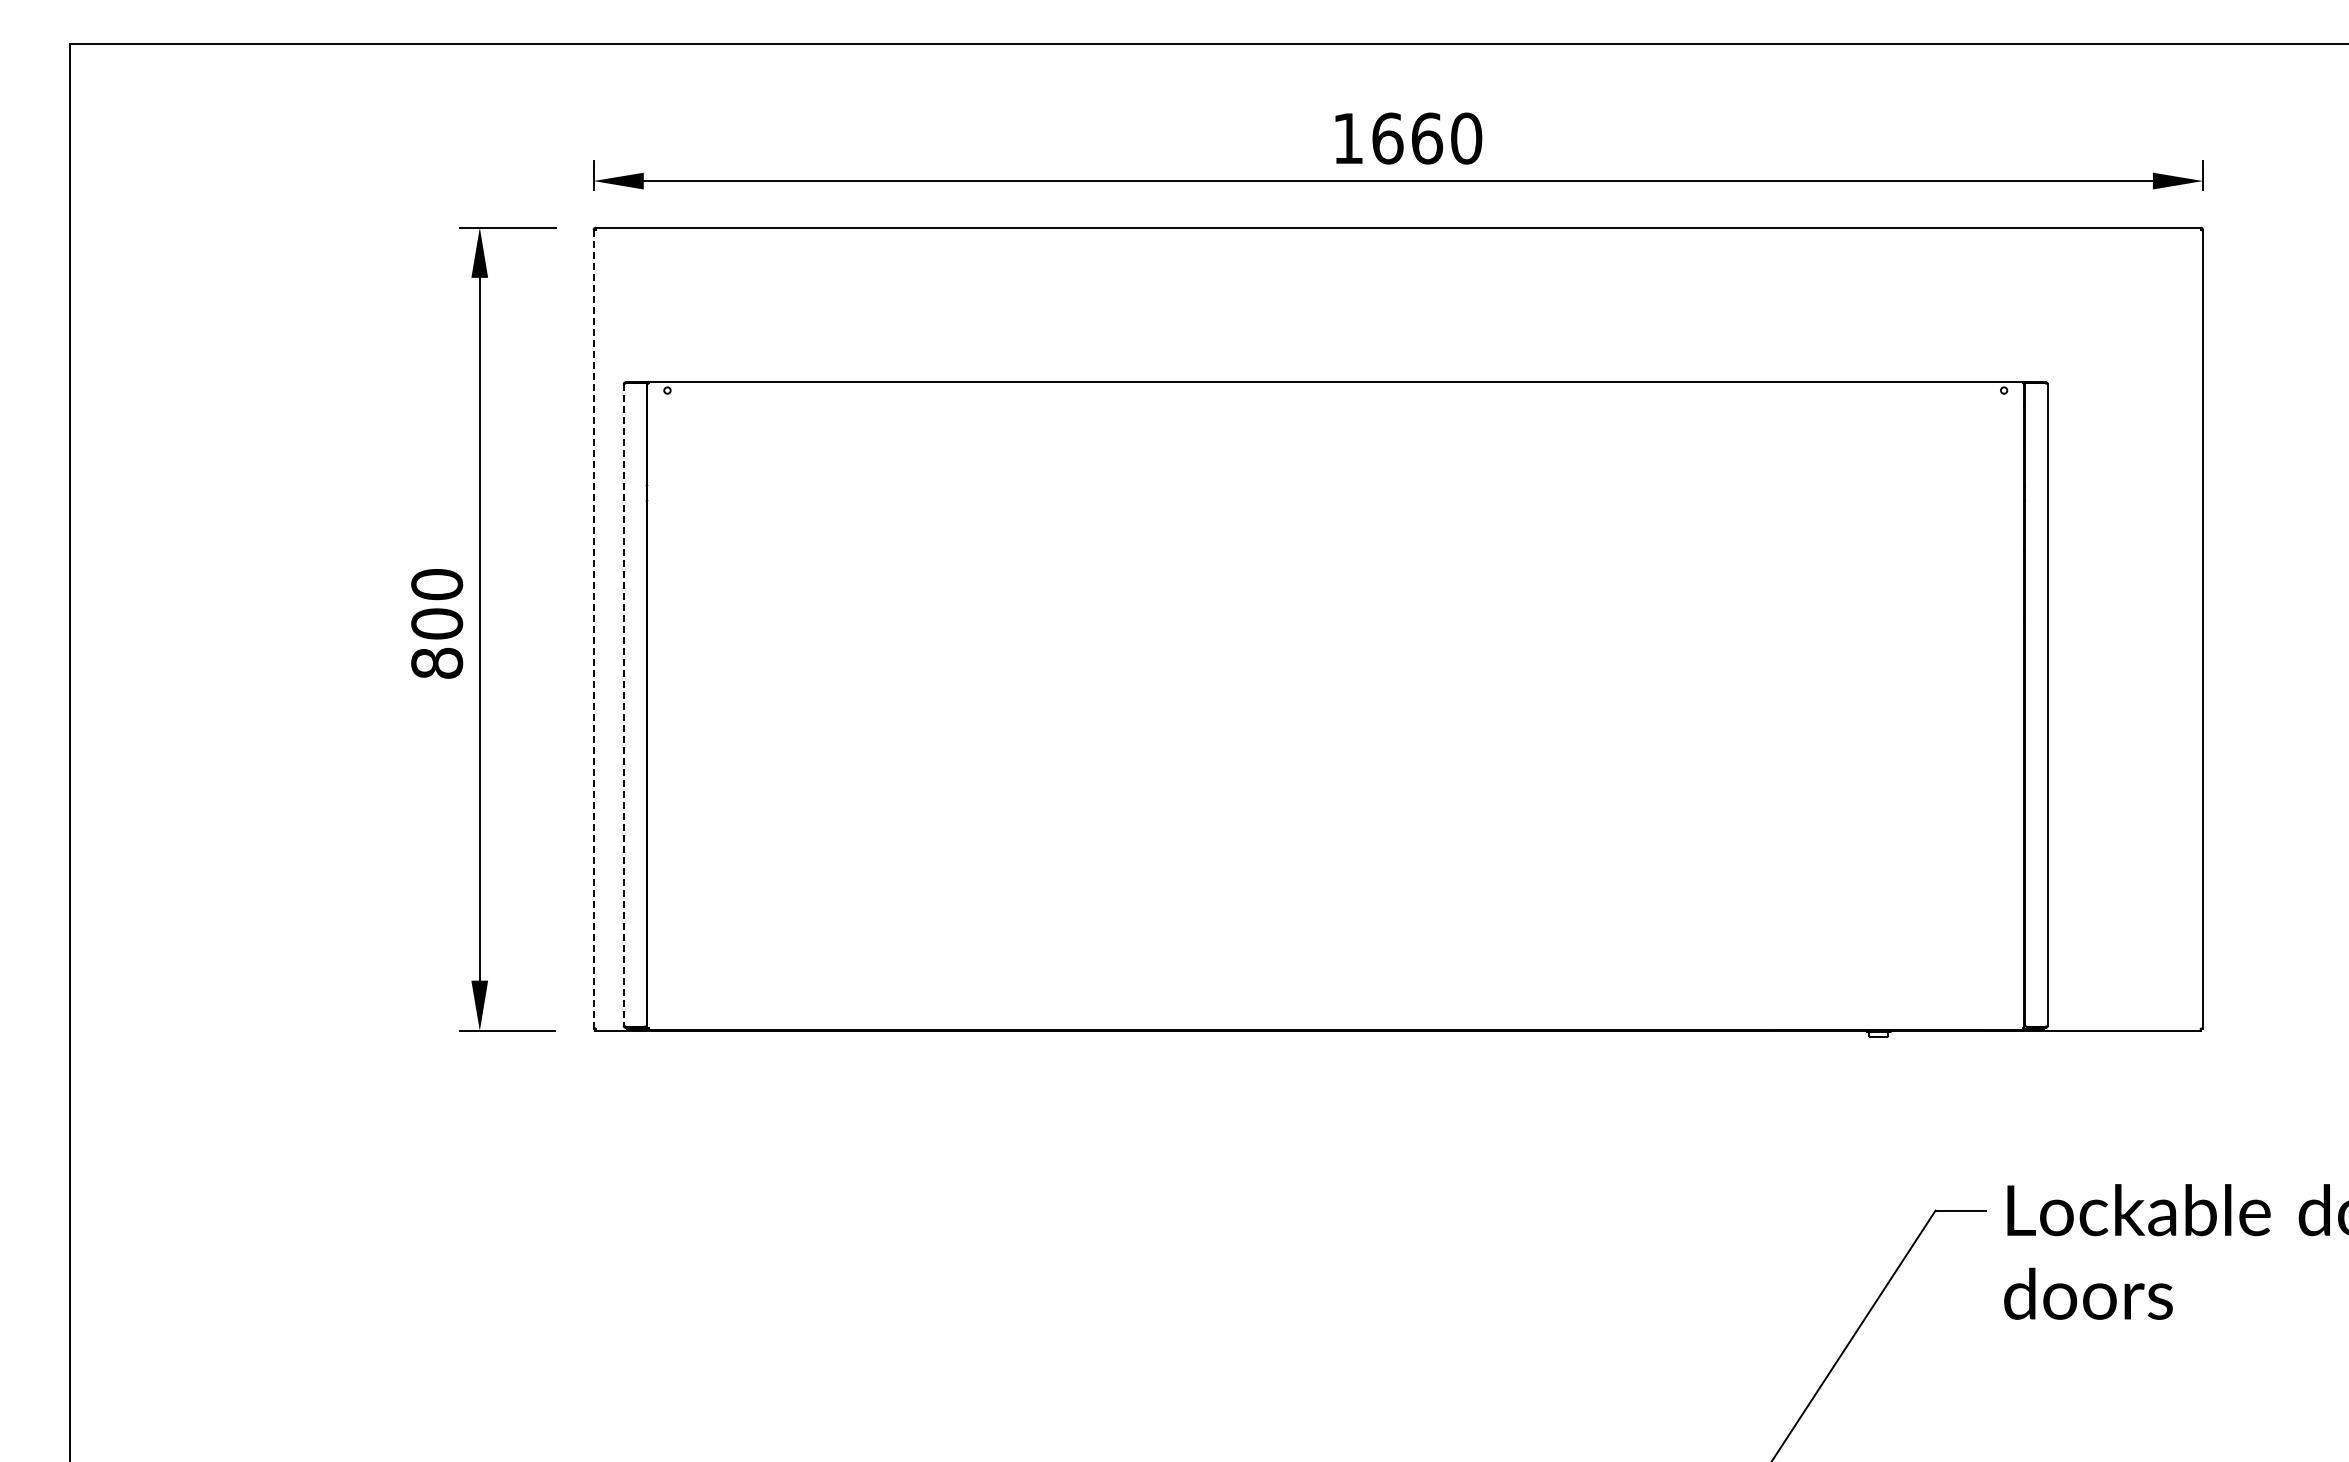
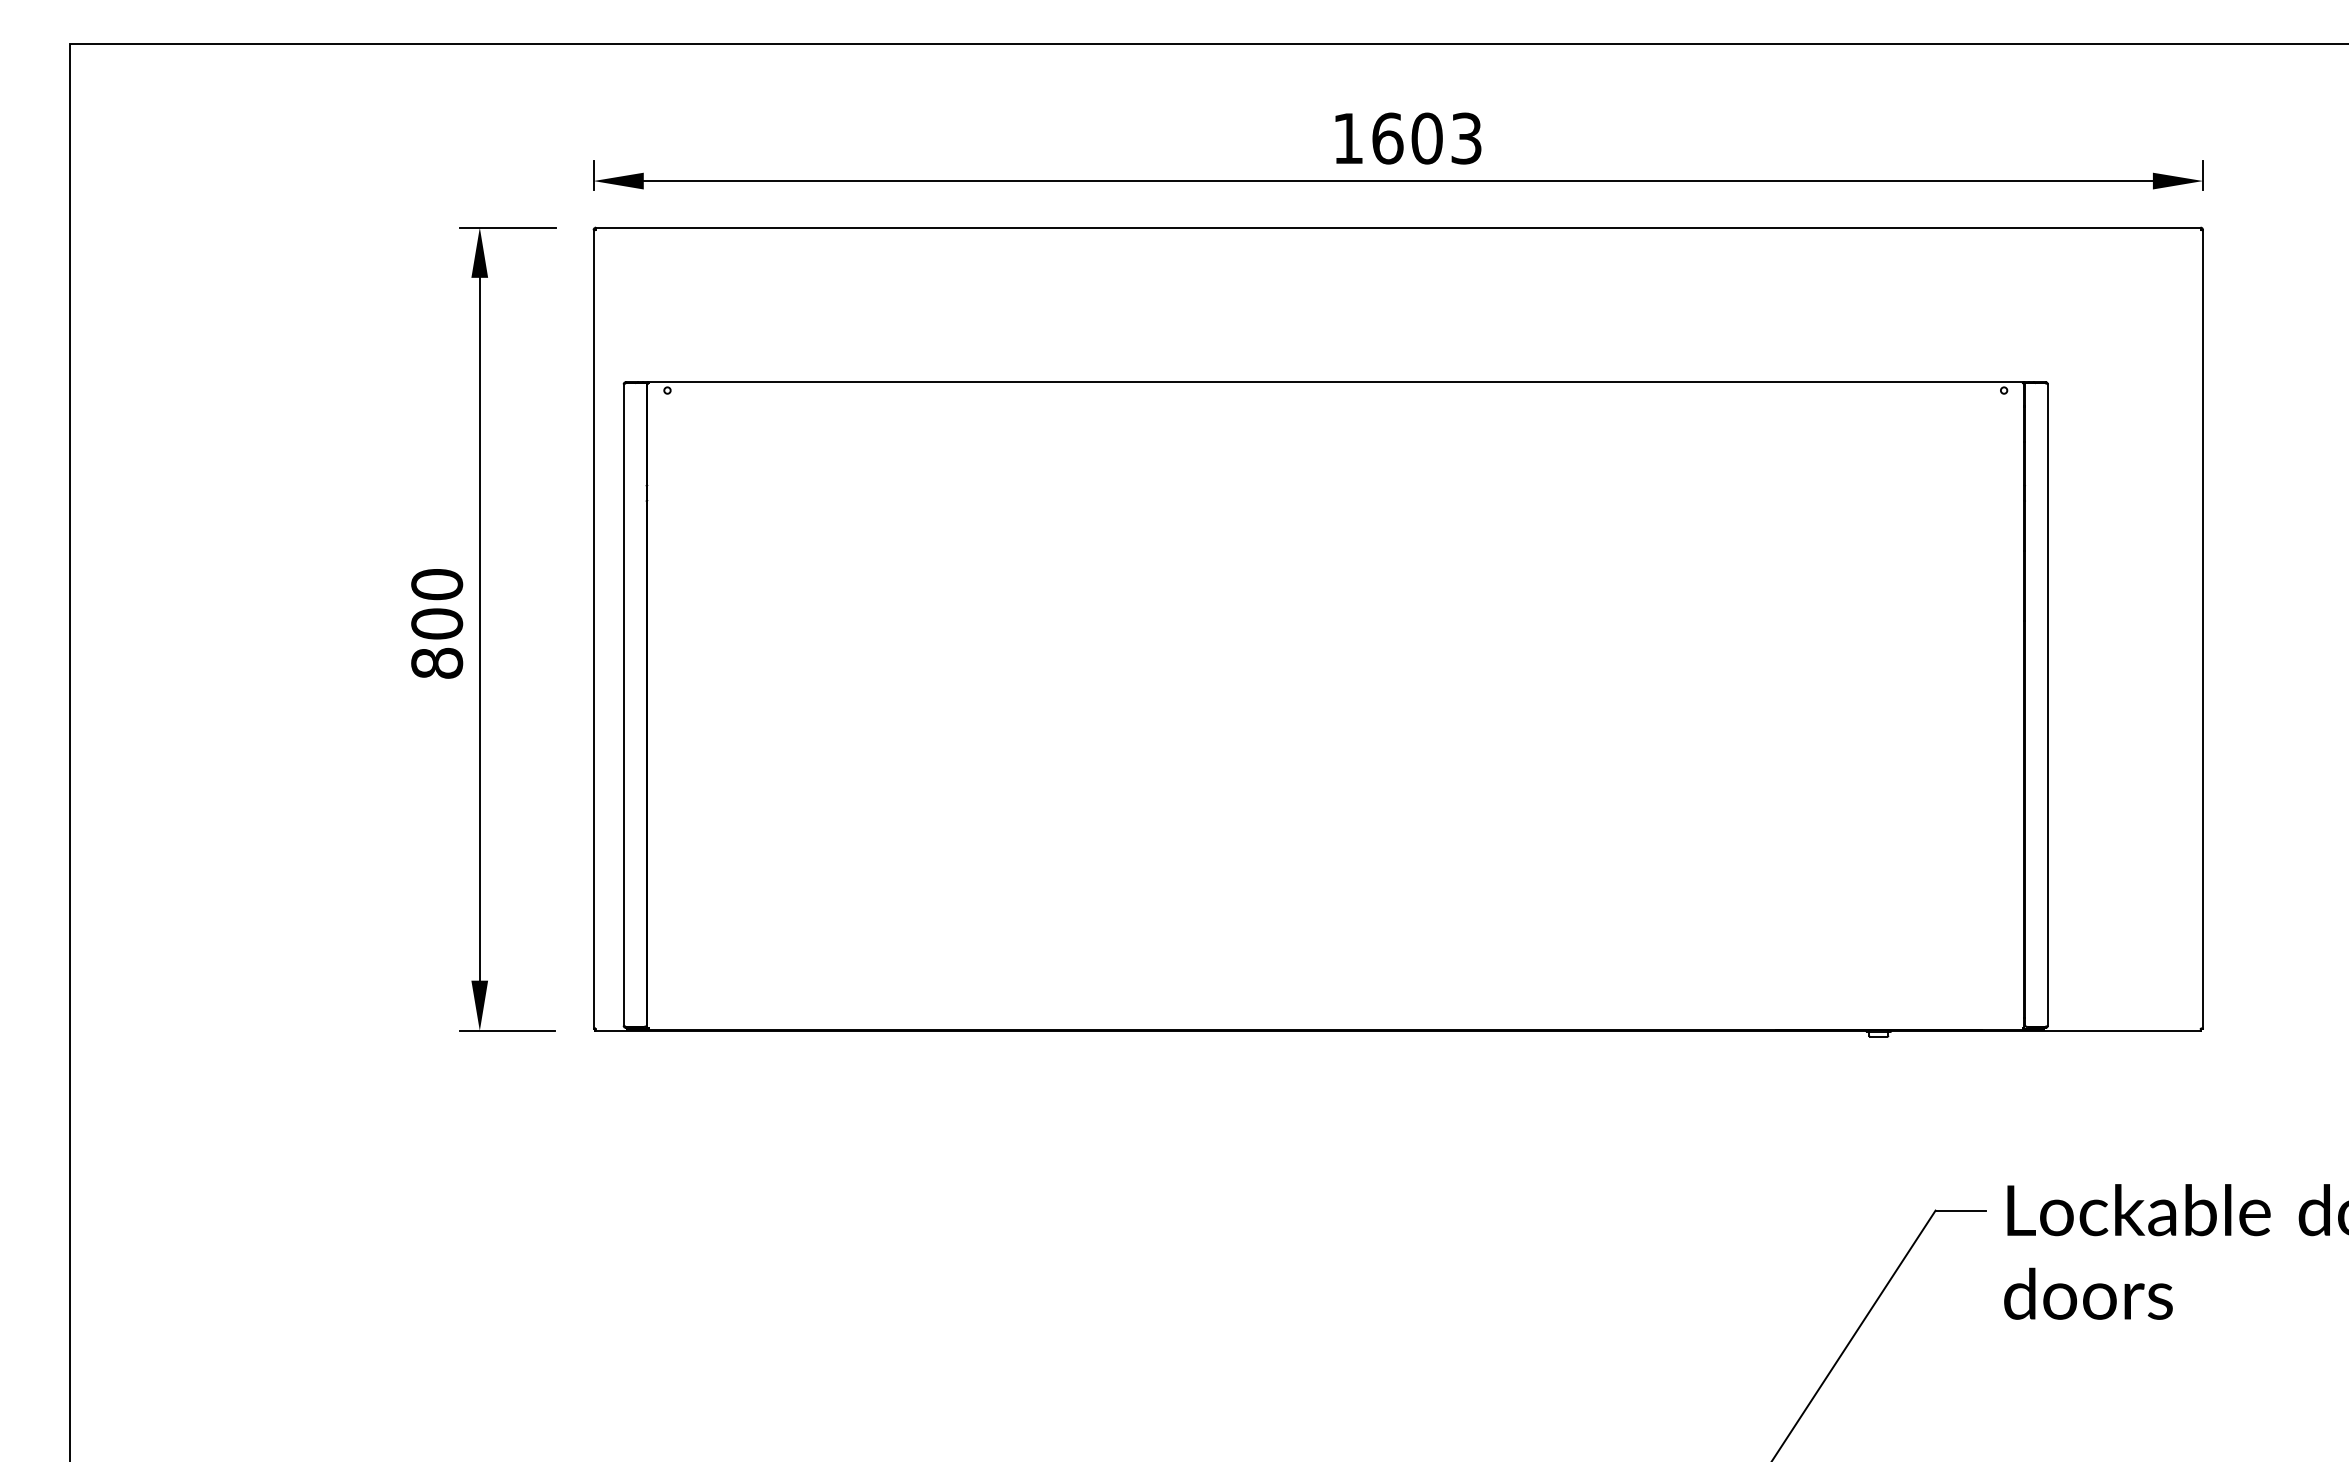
text: 1660 -> 1603 (1446, 138)
line: dashed -> solid (593, 629)
line: dashed -> solid (623, 705)
